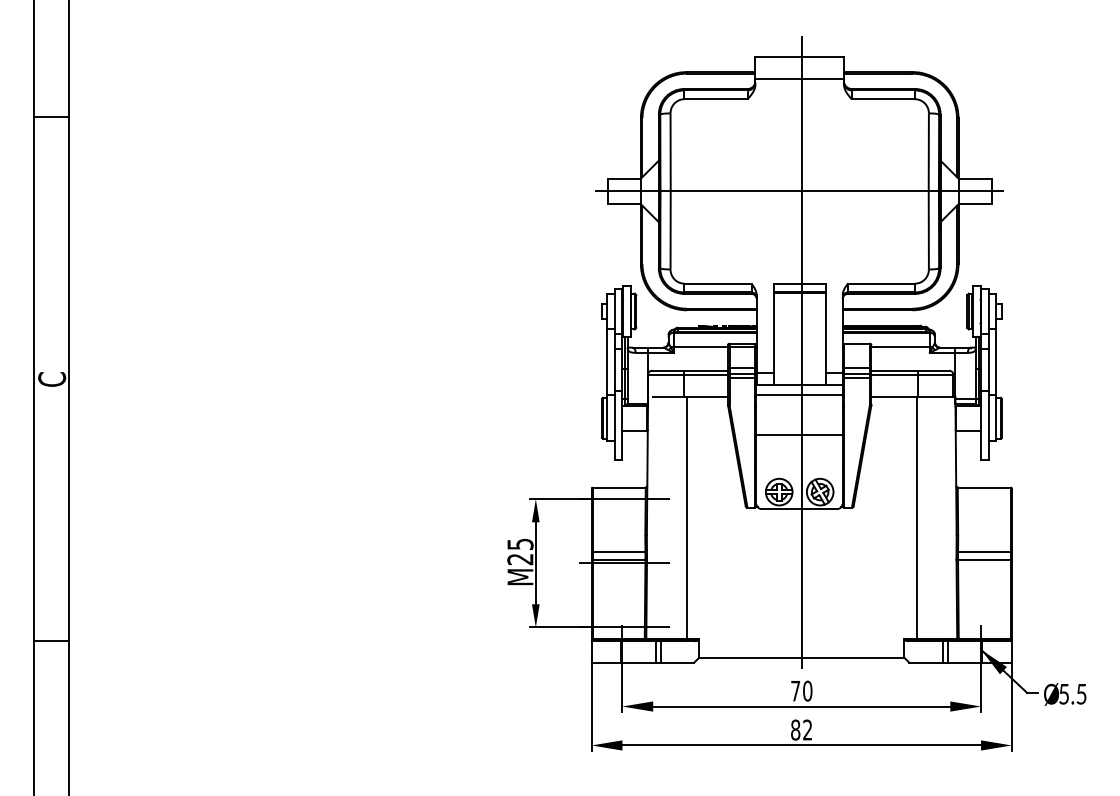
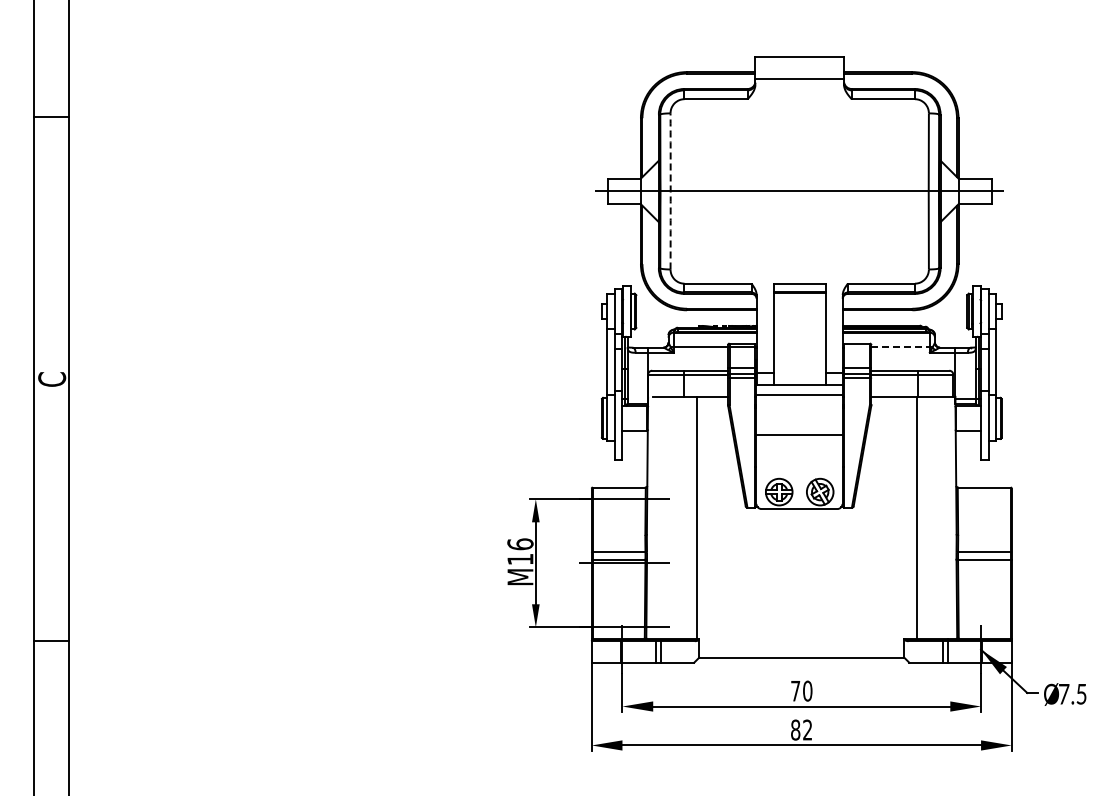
arc: solid -> dashed (670, 191)
line: solid -> dashed (901, 347)
line: present -> none (801, 352)
line position: (686, 518) -> (696, 518) (696, 518)
text: M25 -> M16 (520, 551)
text: 5.5 -> 7.5 (1064, 694)
